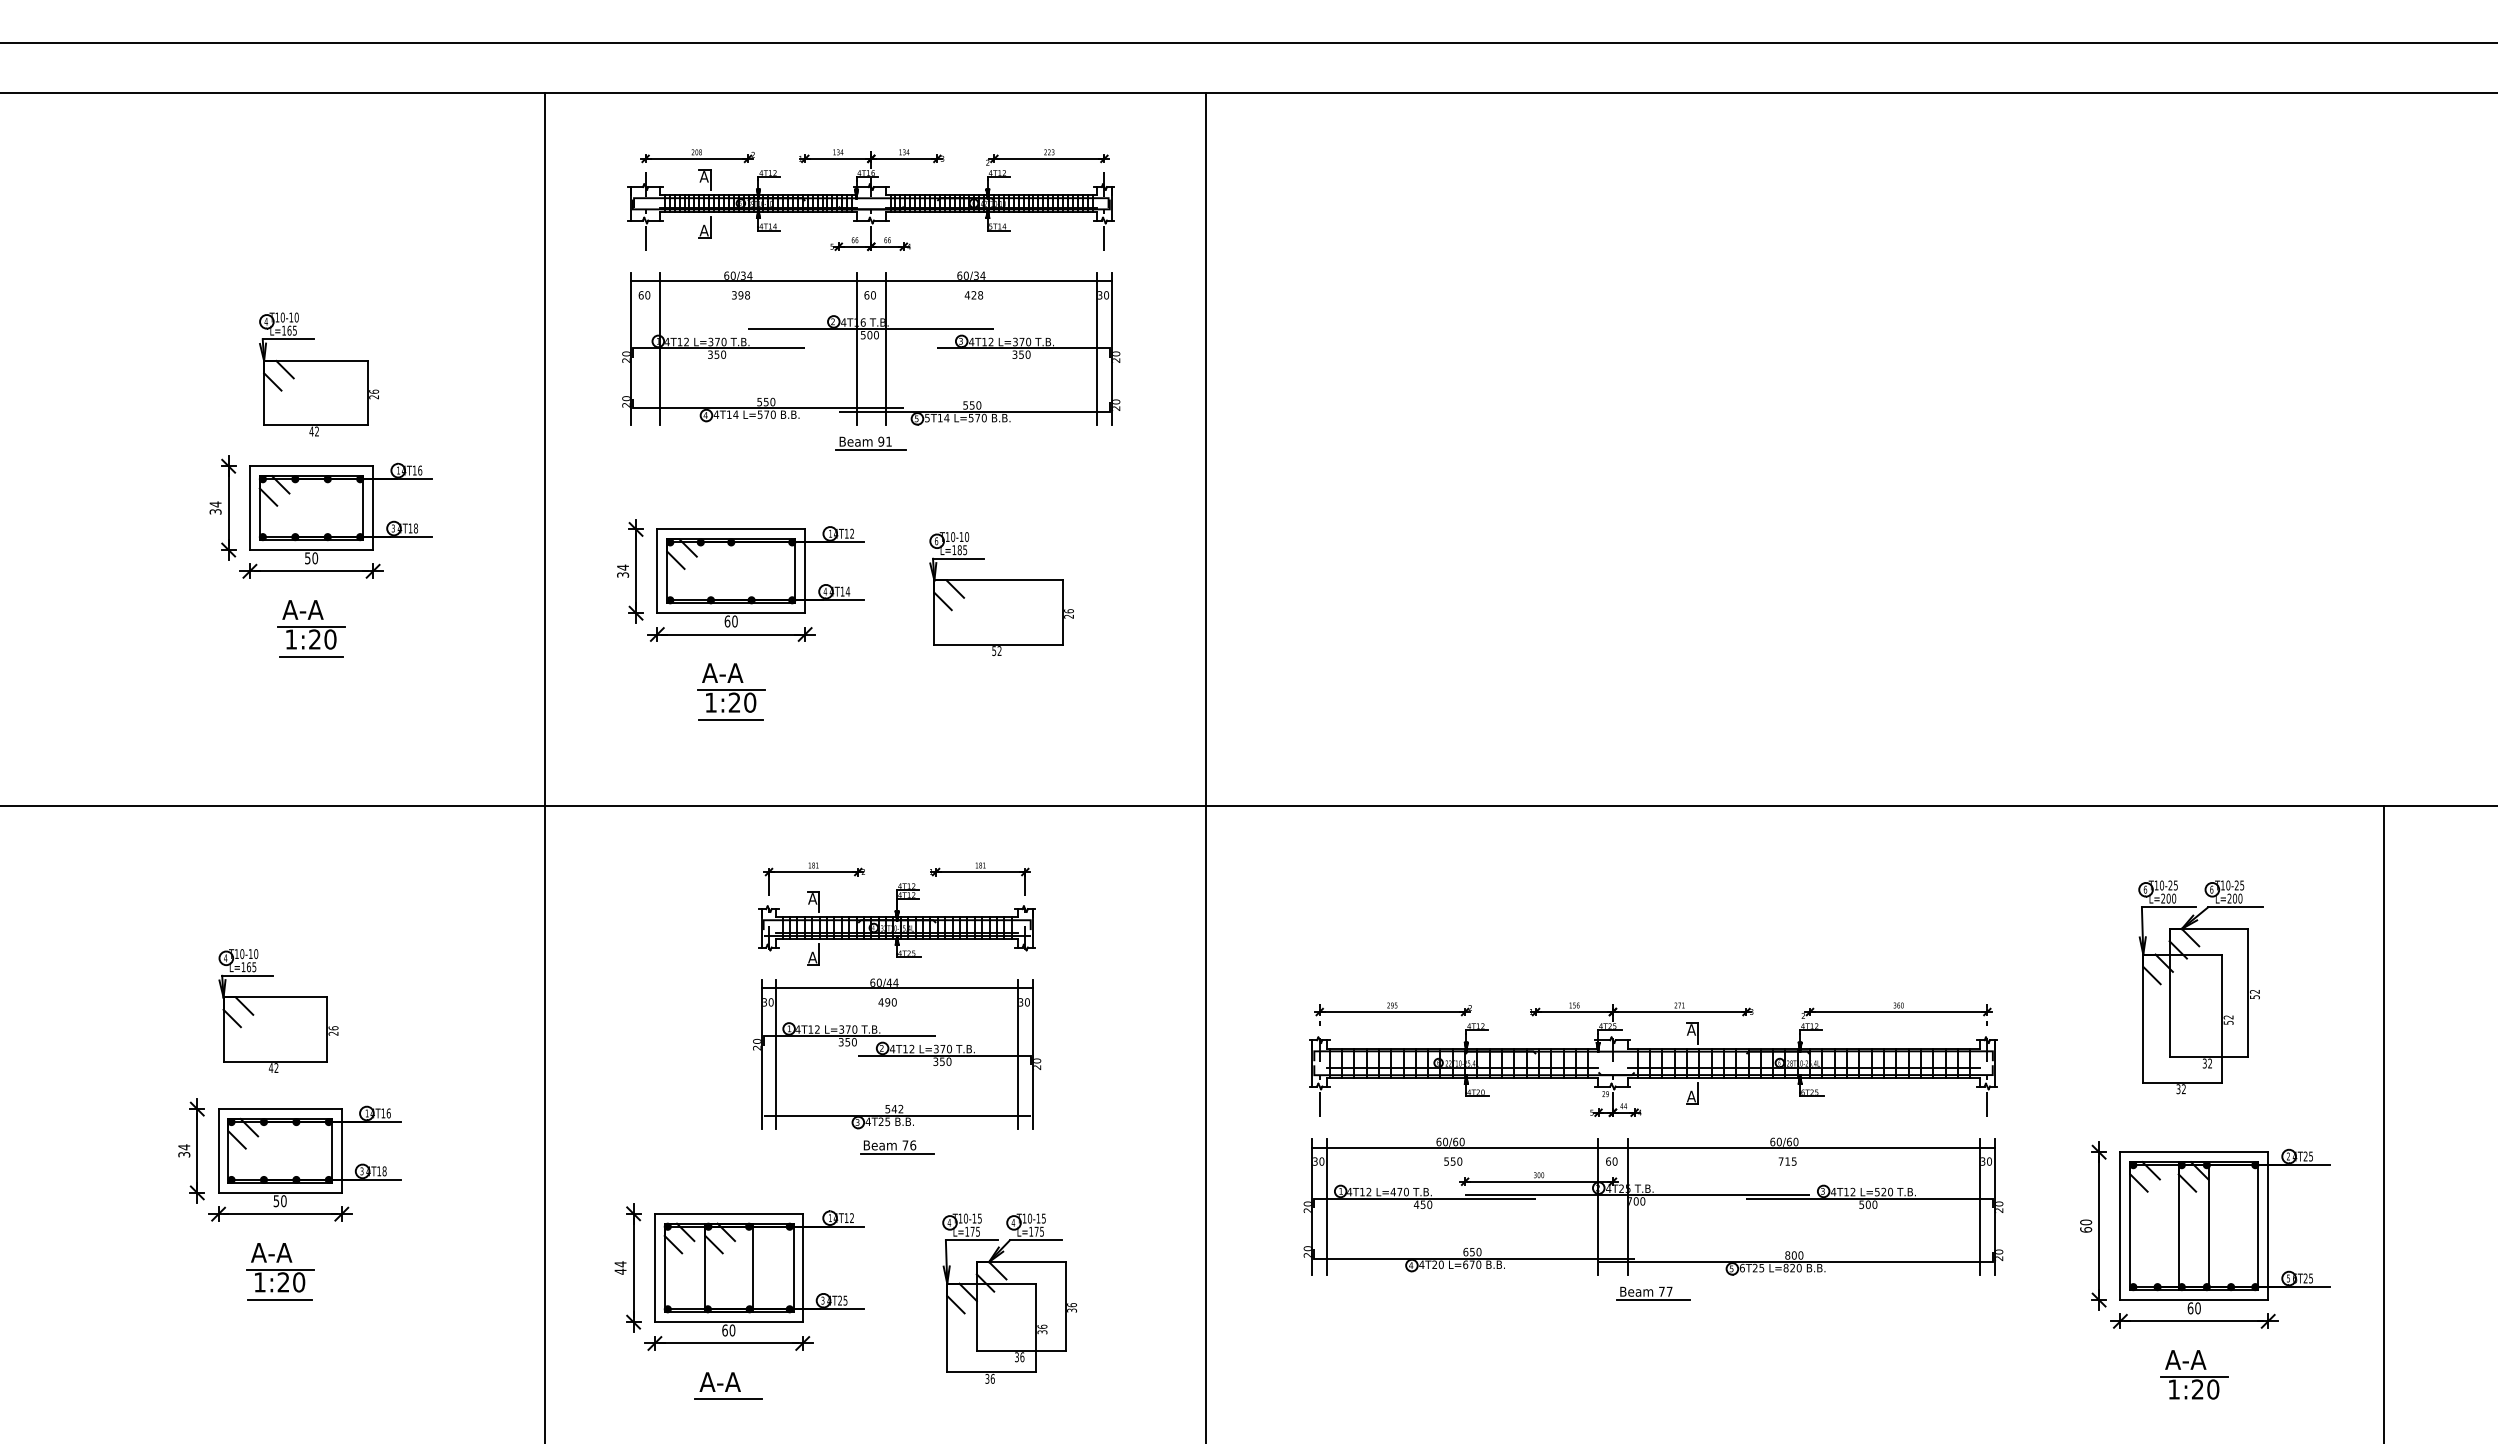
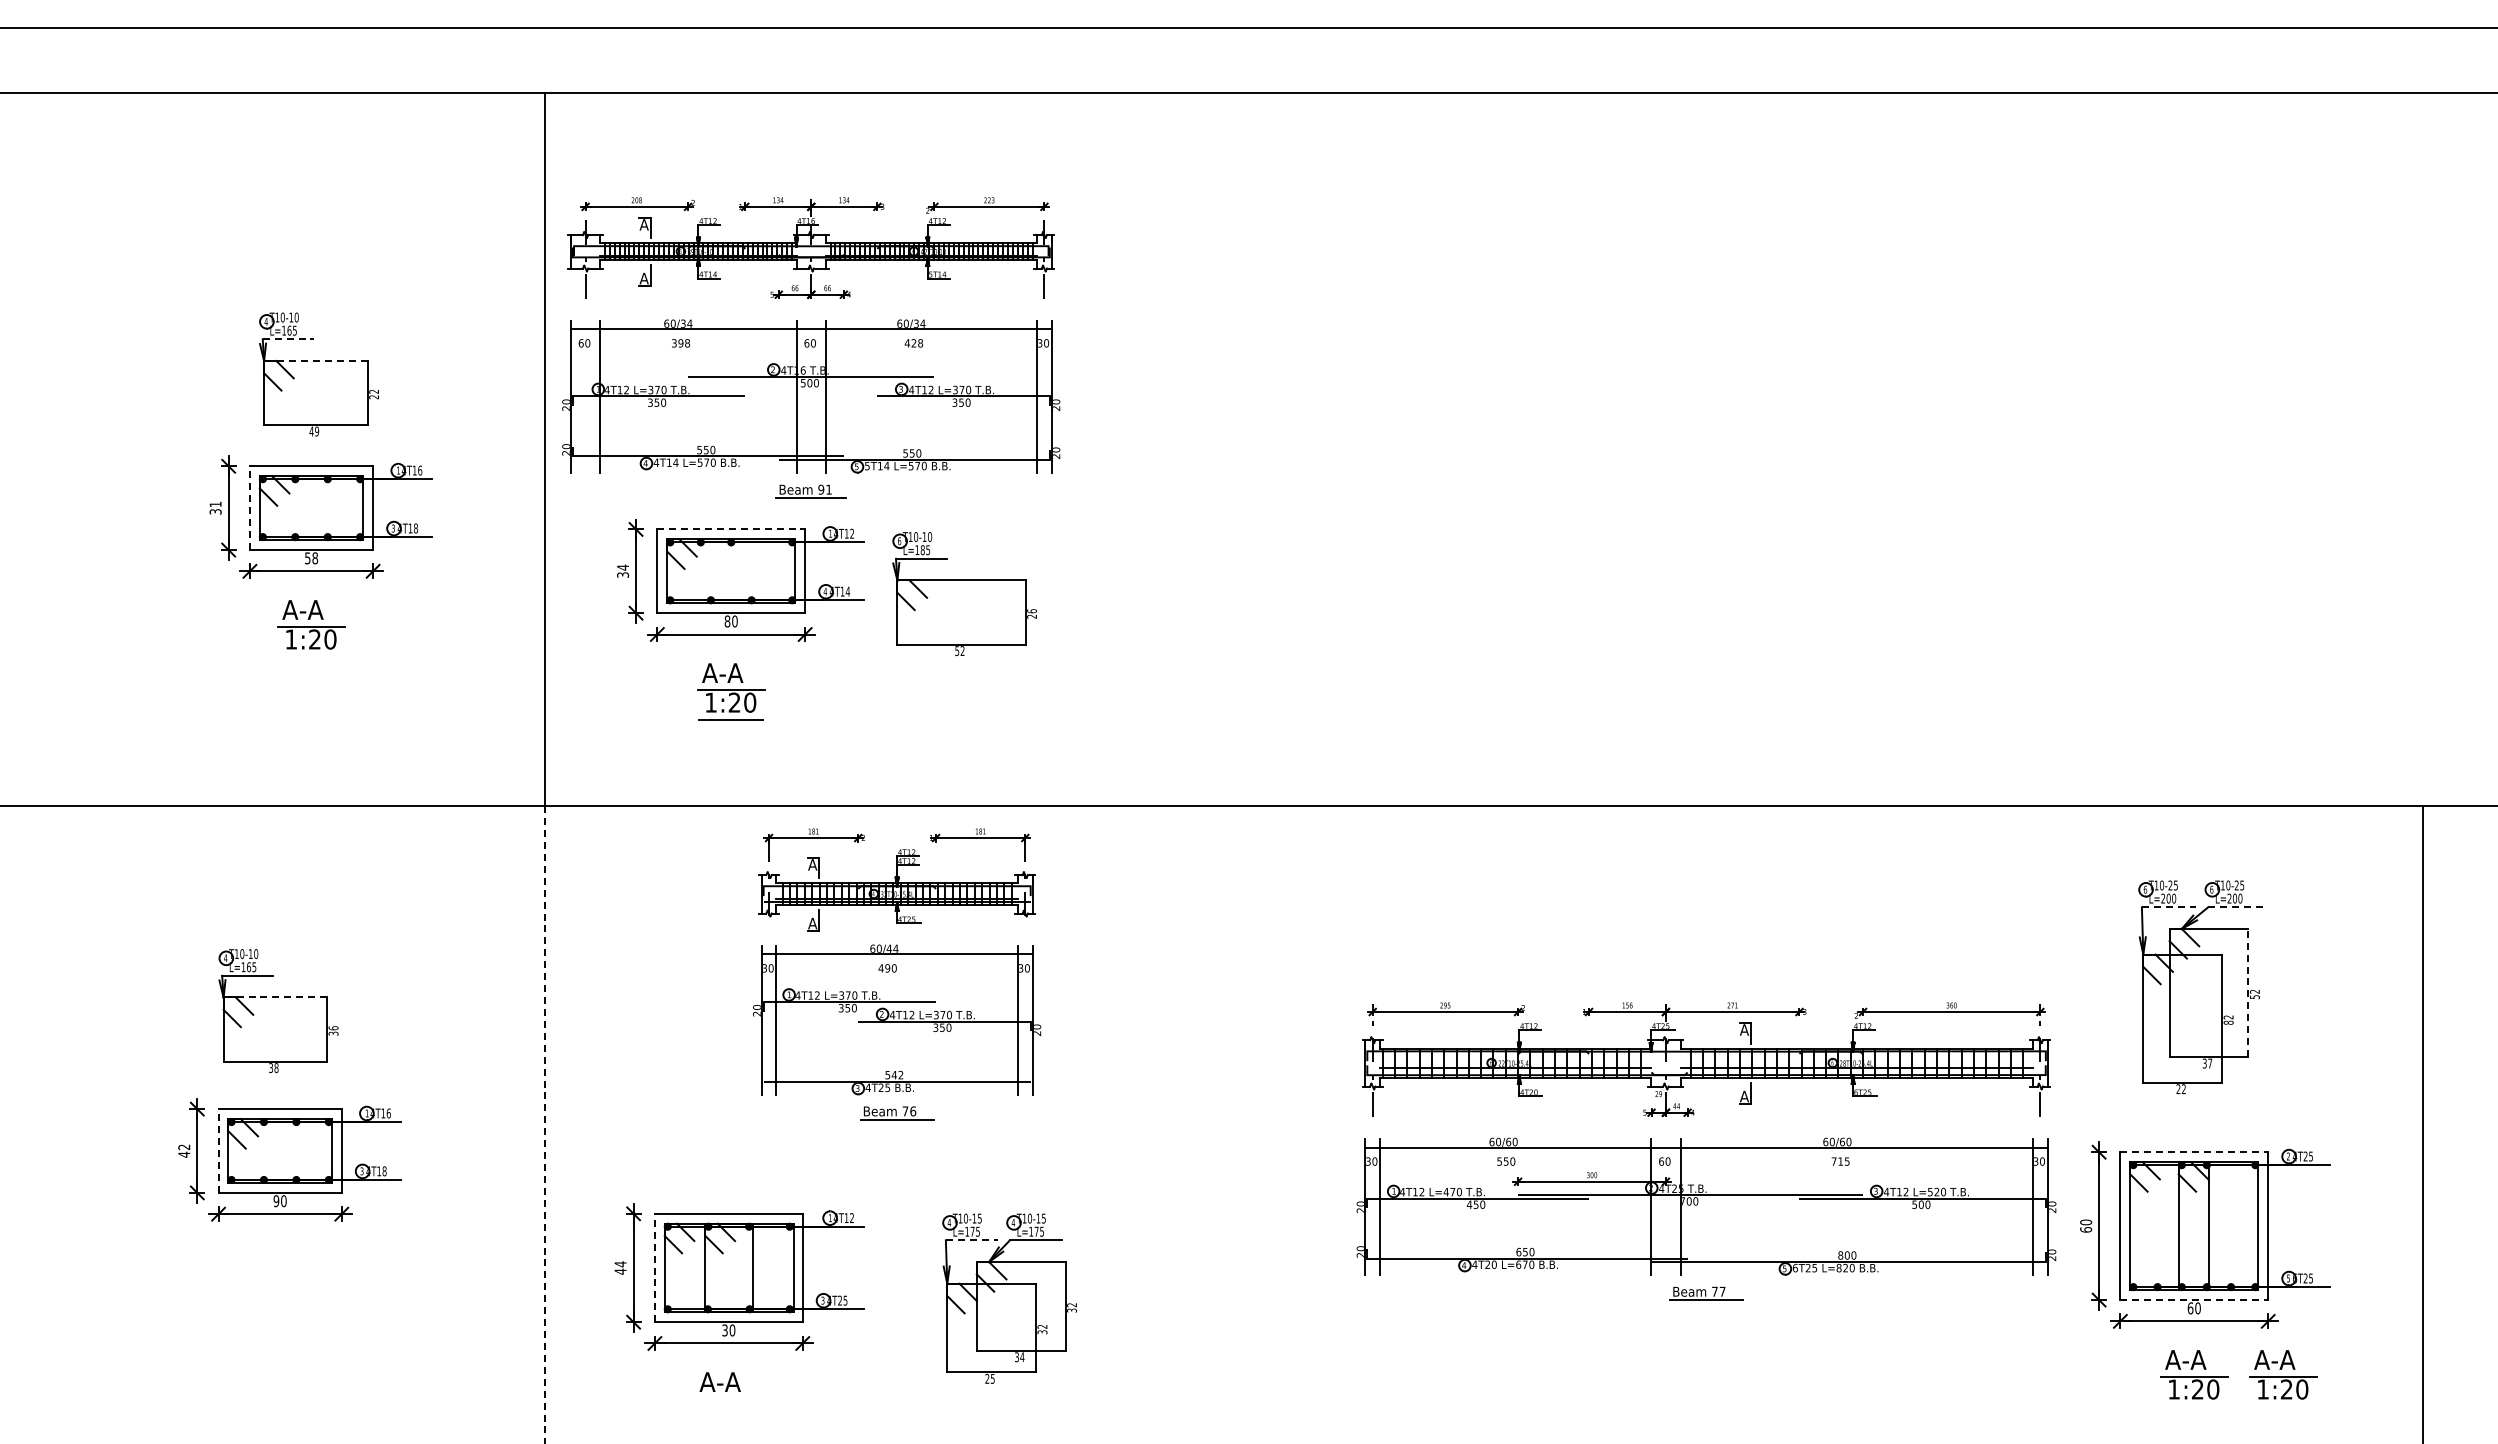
line position: (1248, 43) -> (1248, 28) (1248, 28)
part position: (871, 299) -> (811, 347) (811, 347)
line: solid -> dashed (288, 339)
line: solid -> dashed (315, 361)
text: 26 -> 22 (374, 391)
text: 42 -> 49 (317, 431)
text: 34 -> 31 (215, 504)
line: solid -> dashed (249, 508)
line: solid -> dashed (731, 529)
text: 50 -> 58 (315, 558)
part position: (1001, 593) -> (964, 593) (964, 593)
text: 60 -> 80 (727, 621)
line: present -> none (311, 656)
line: present -> none (1205, 766)
line: solid -> dashed (2169, 907)
line: solid -> dashed (2235, 907)
line: solid -> dashed (2248, 992)
line: solid -> dashed (275, 997)
part position: (897, 1008) -> (897, 974) (897, 974)
text: 52 -> 82 (2228, 1022)
text: 26 -> 36 (333, 1033)
text: 32 -> 37 (2210, 1063)
text: 42 -> 38 (273, 1068)
text: 32 -> 22 (2178, 1089)
line position: (2384, 1123) -> (2423, 1123) (2423, 1123)
line: solid -> dashed (544, 1125)
text: 34 -> 42 (184, 1150)
line: solid -> dashed (218, 1151)
part position: (1653, 1151) -> (1706, 1151) (1706, 1151)
line: solid -> dashed (2194, 1152)
text: 50 -> 90 (276, 1200)
line: solid -> dashed (972, 1240)
line: solid -> dashed (654, 1267)
part: present -> none (280, 1271)
line: solid -> dashed (2194, 1300)
text: 36 -> 32 (1071, 1305)
text: 36 -> 32 (1042, 1326)
text: 60 -> 30 (724, 1330)
text: 36 -> 34 (1022, 1357)
part: none -> present (2283, 1374)
text: 36 -> 25 (989, 1378)
line: present -> none (728, 1399)
